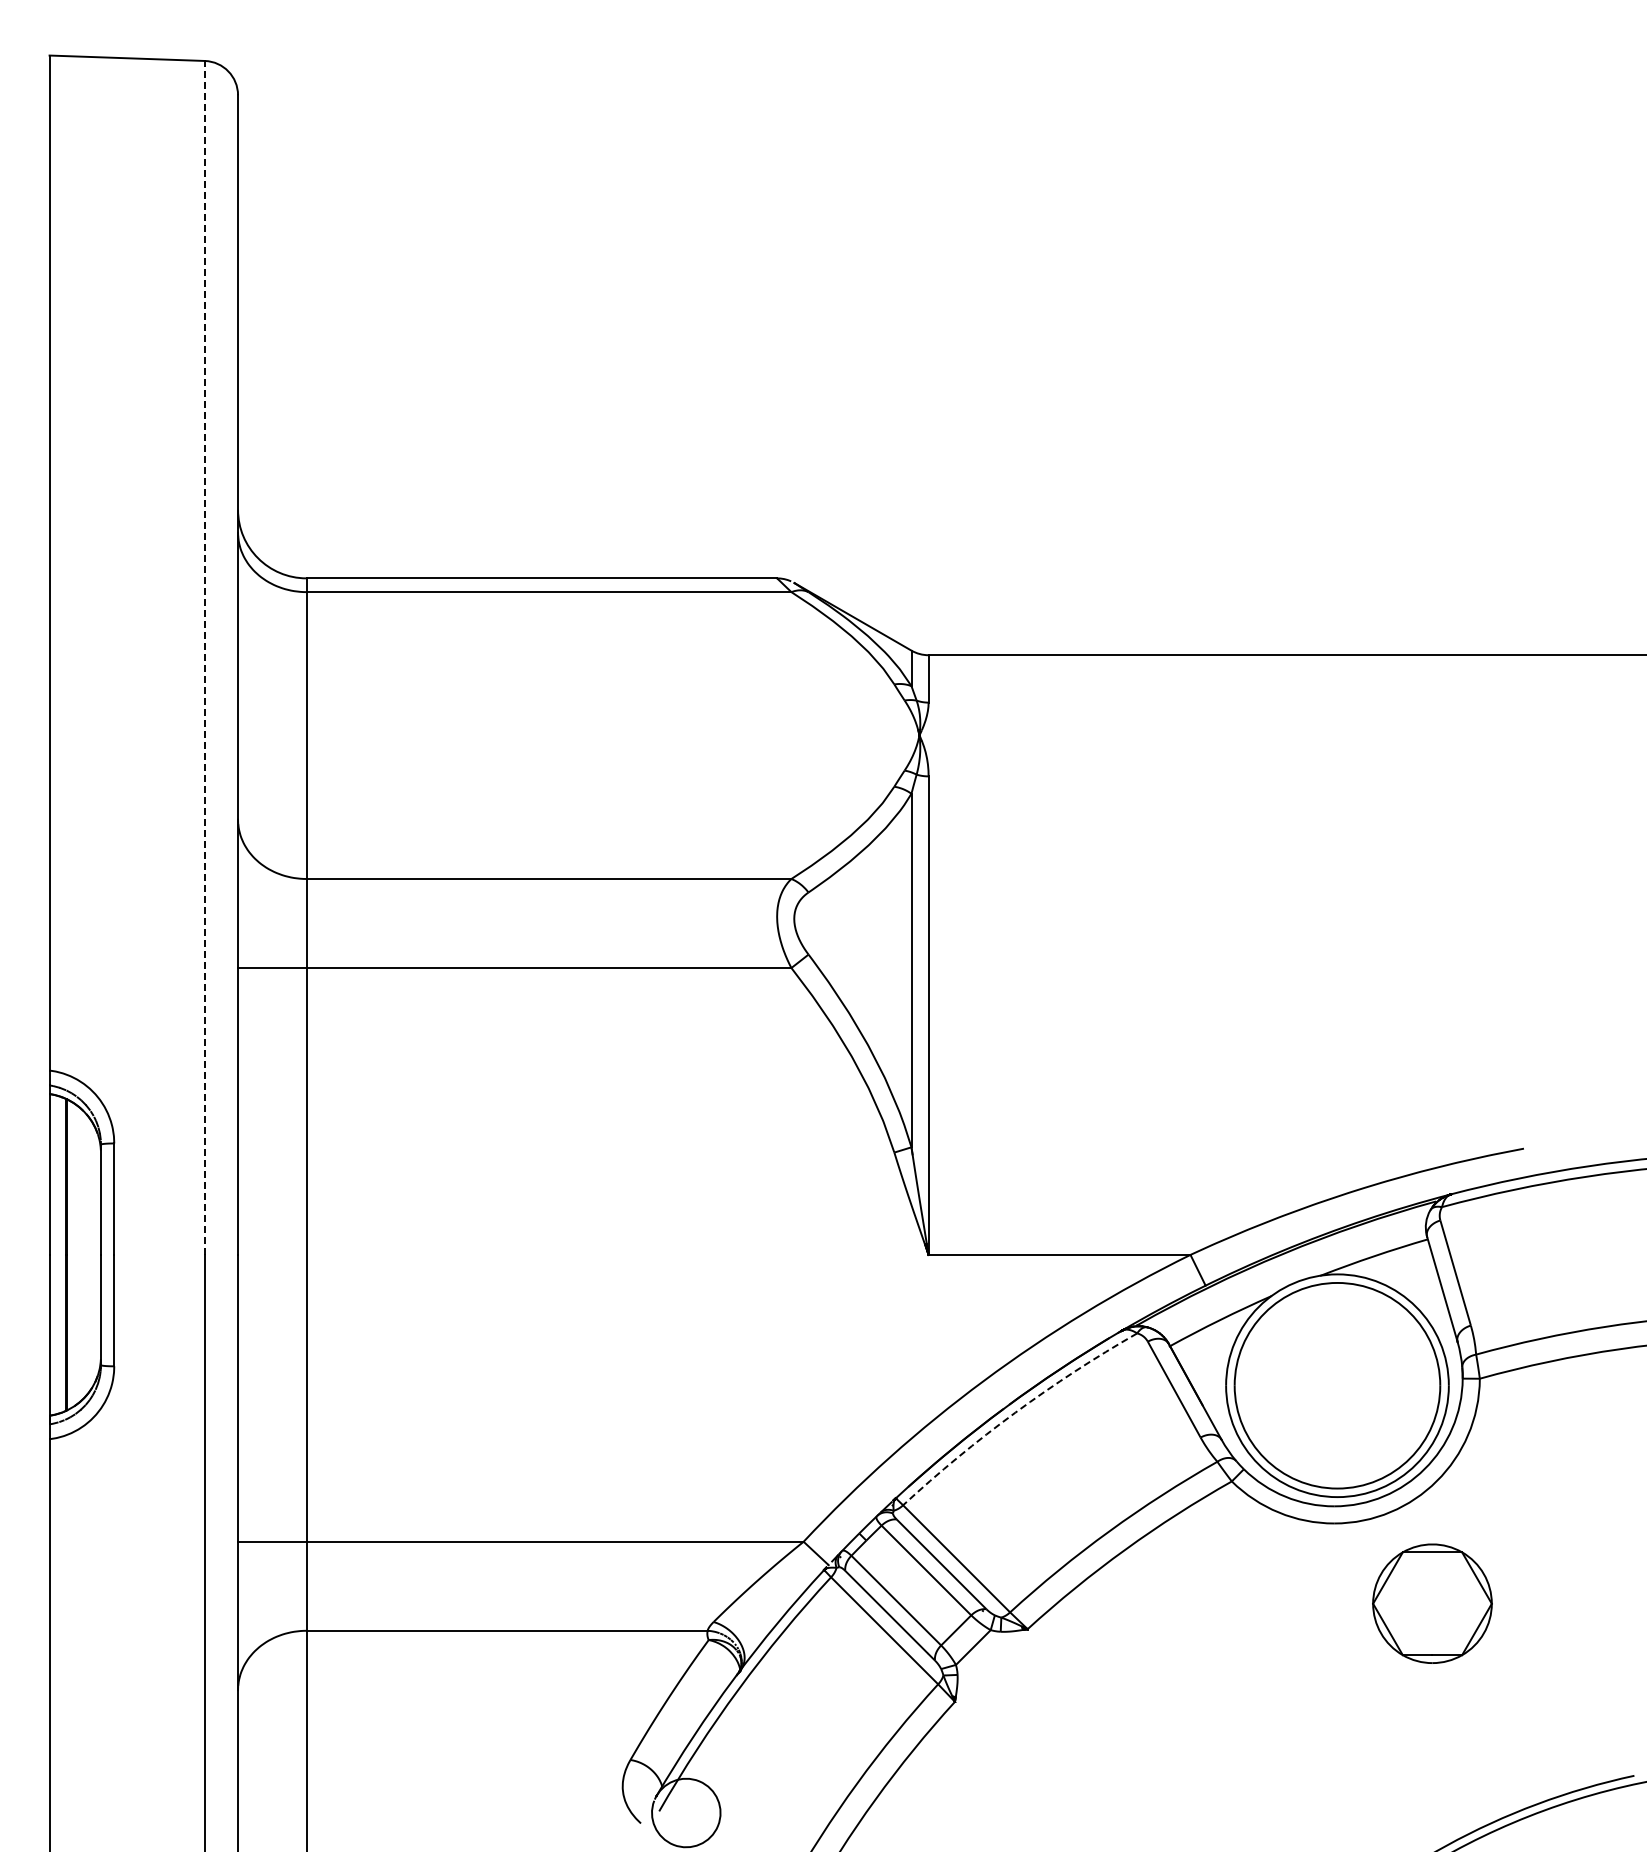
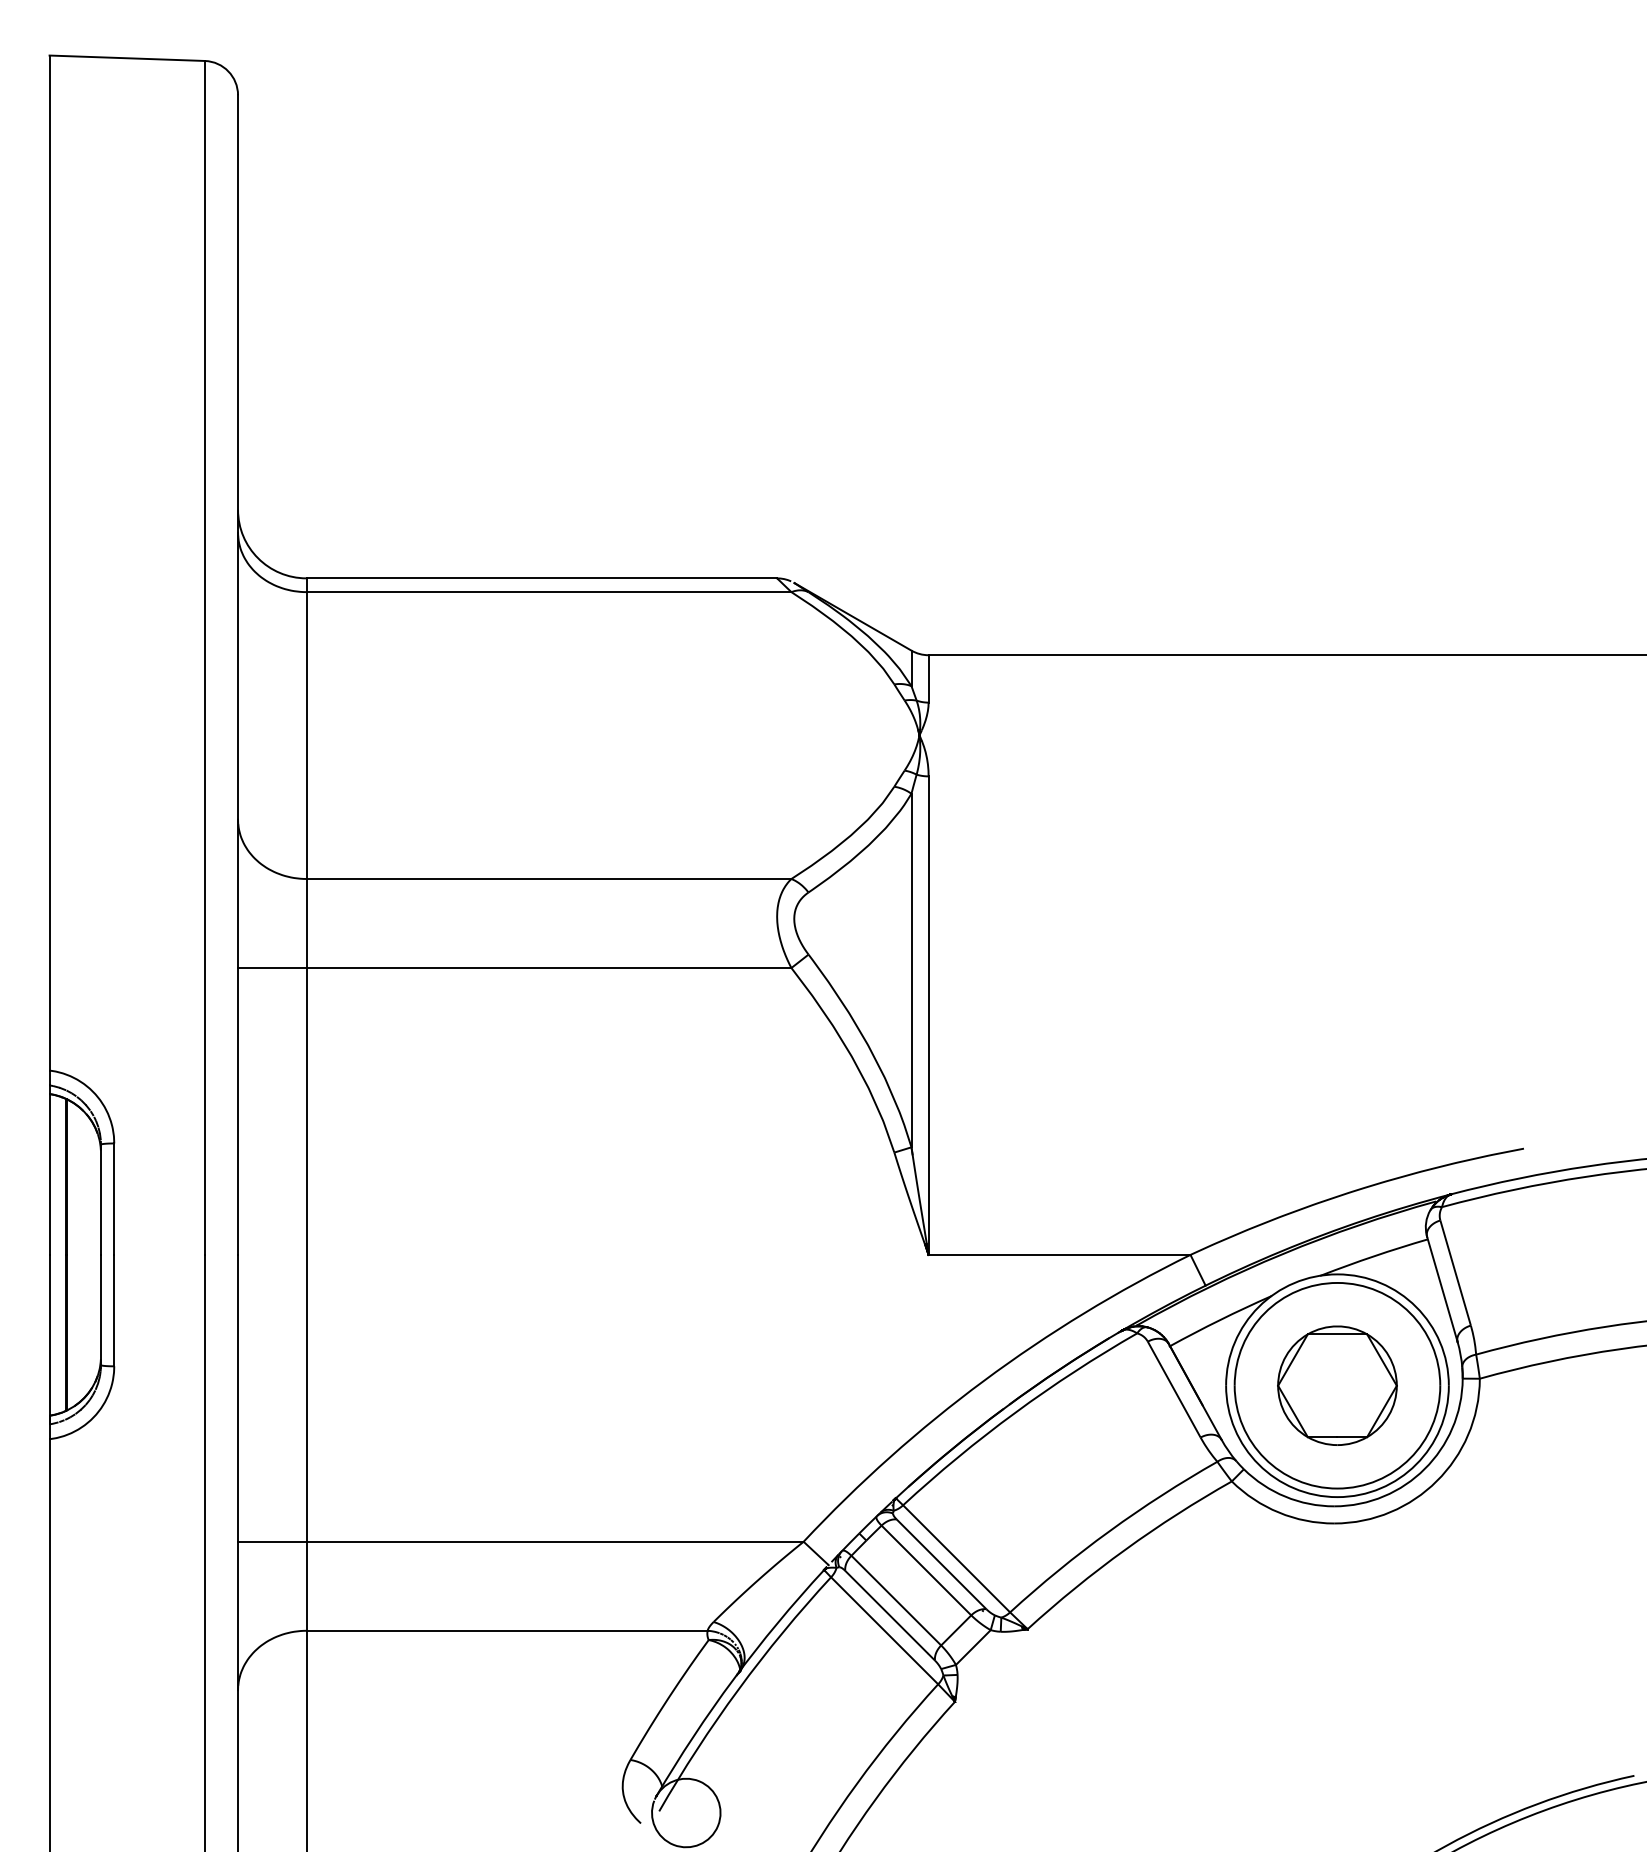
line: dashed -> solid (204, 657)
arc: dashed -> solid (1015, 1412)
part position: (1432, 1603) -> (1337, 1385) (1337, 1385)
